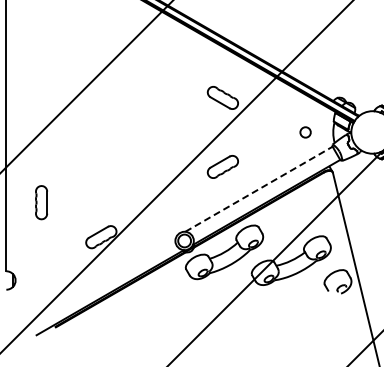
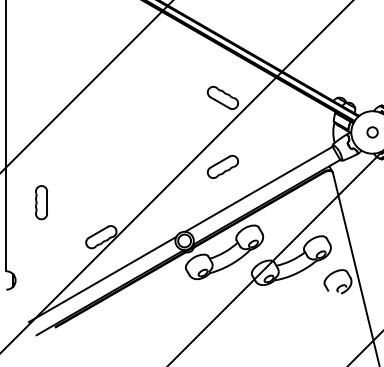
circle position: (305, 132) -> (372, 132) (372, 132)
line: dashed -> solid (259, 189)
line: none -> present (102, 279)
